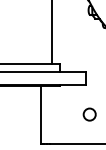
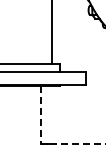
circle: present -> none (89, 114)
line: solid -> dashed (41, 115)
line: solid -> dashed (78, 143)
